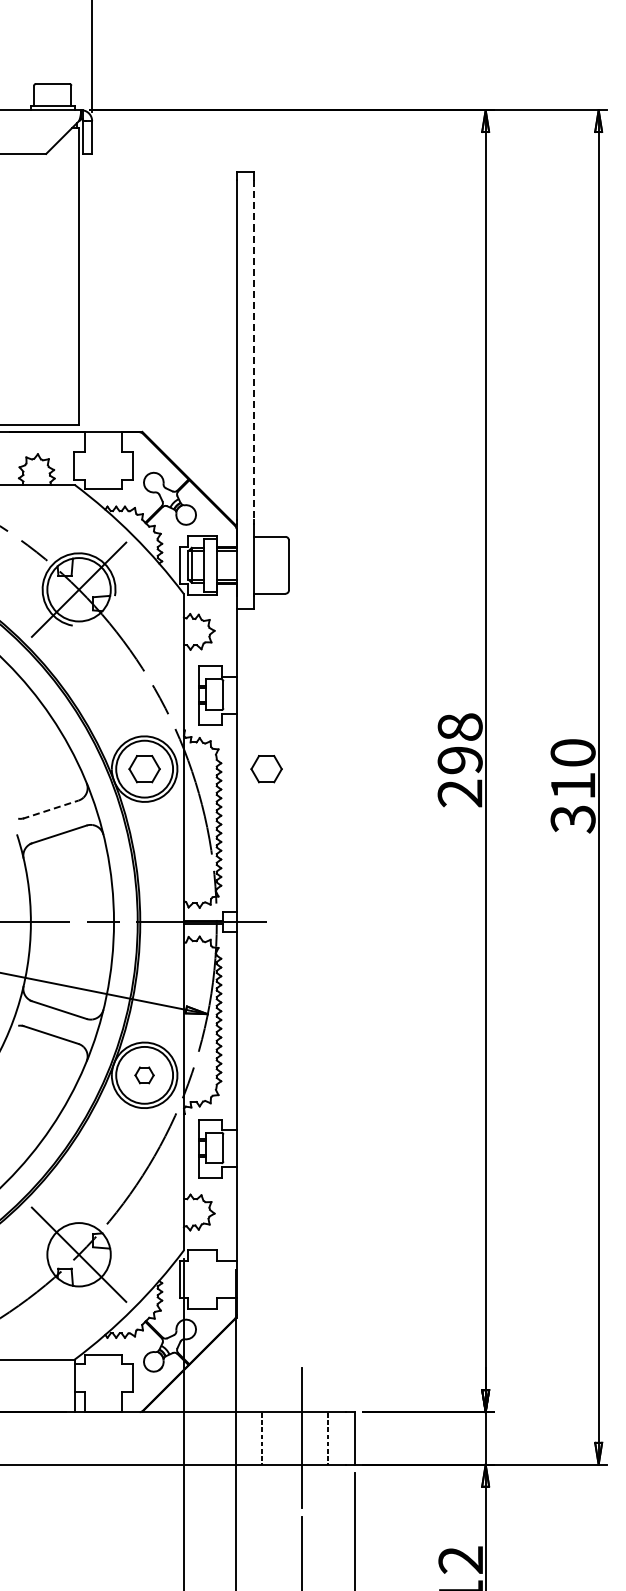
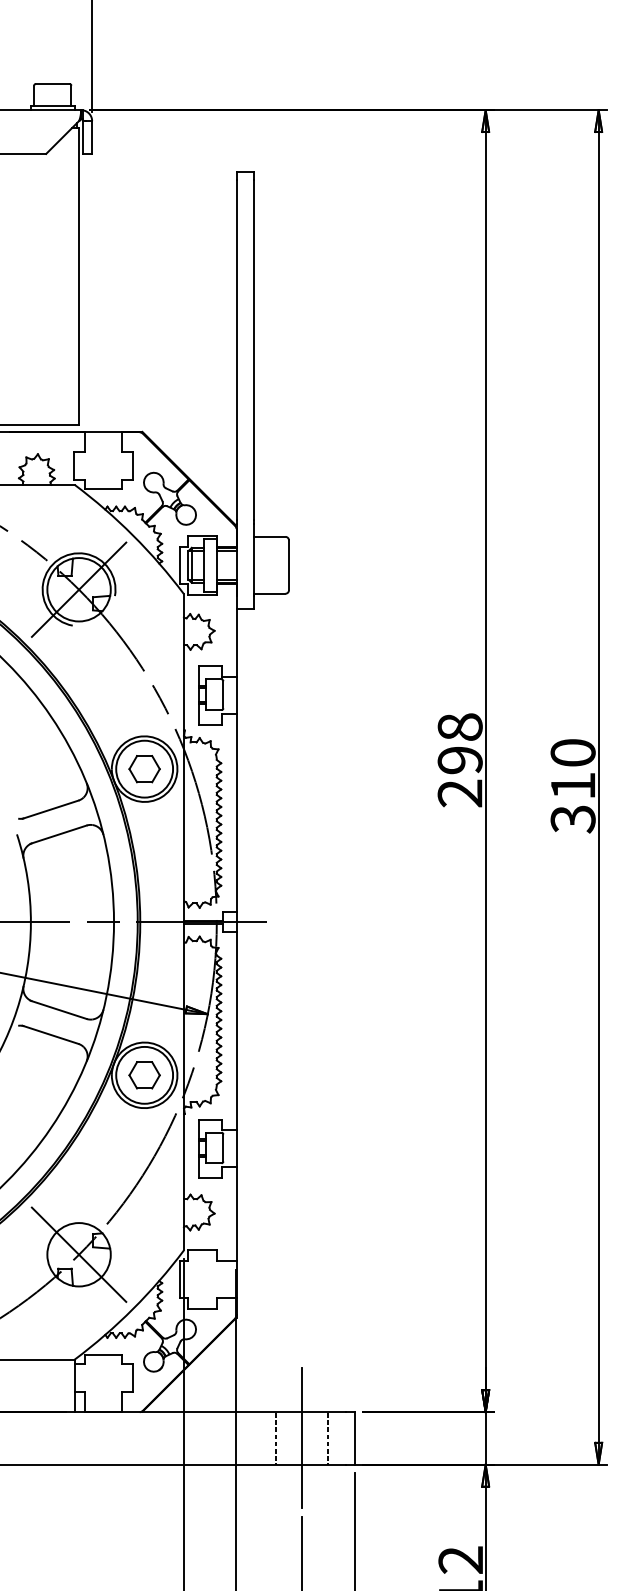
line: dashed -> solid (253, 350)
part: present -> none (266, 769)
line: dashed -> solid (51, 809)
part size: 21x19 px -> 33x29 px (144, 1075)
line position: (261, 1438) -> (275, 1438) (275, 1438)
